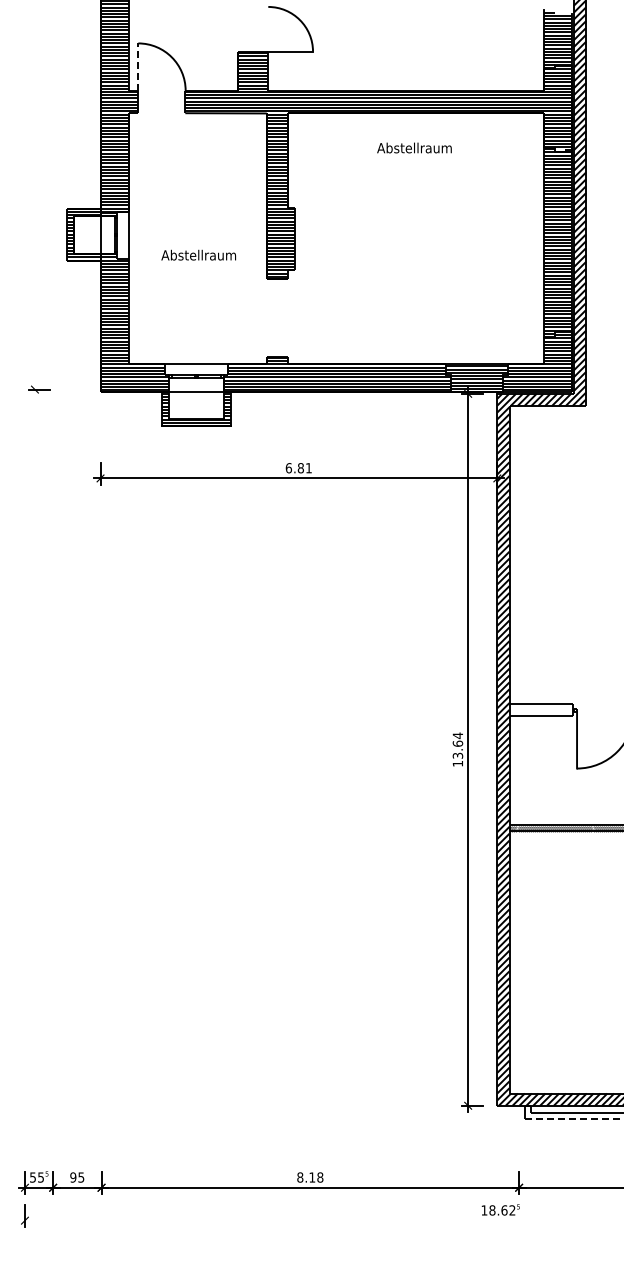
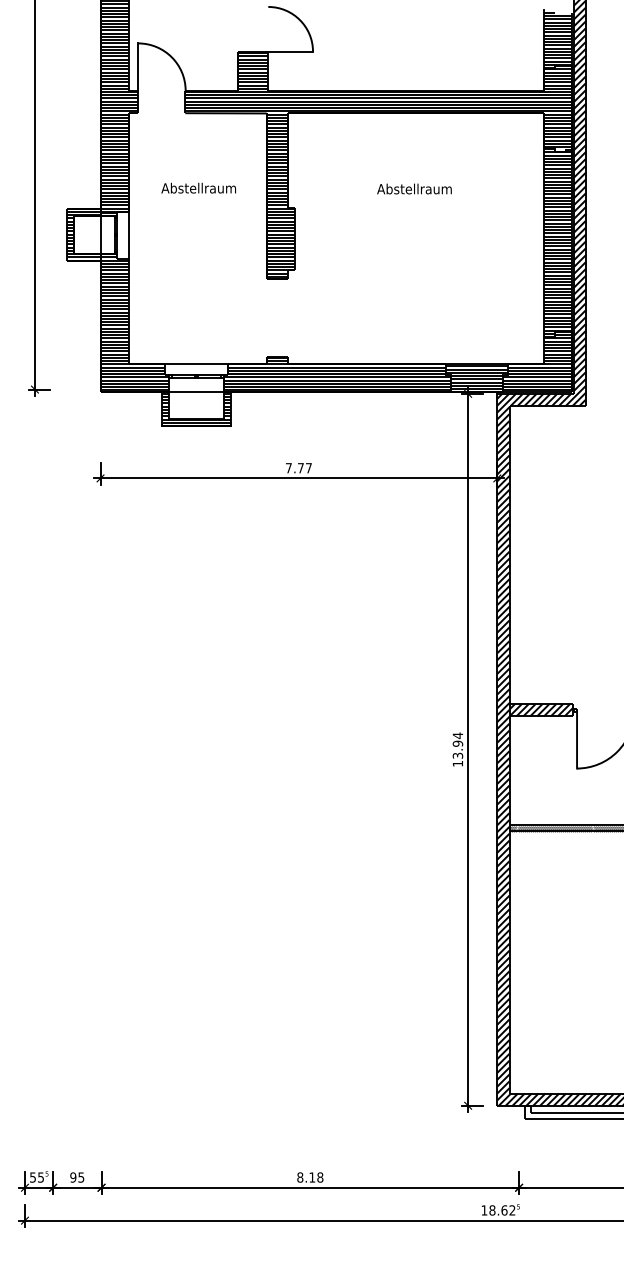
line: dashed -> solid (138, 67)
text position: (414, 147) -> (414, 188) (414, 188)
line: none -> present (34, 198)
text position: (198, 254) -> (198, 187) (198, 187)
text: 6.81 -> 7.77 (298, 468)
hatch: none -> present (541, 710)
text: 13.64 -> 13.94 (457, 743)
line: dashed -> solid (574, 1118)
line: none -> present (319, 1220)
